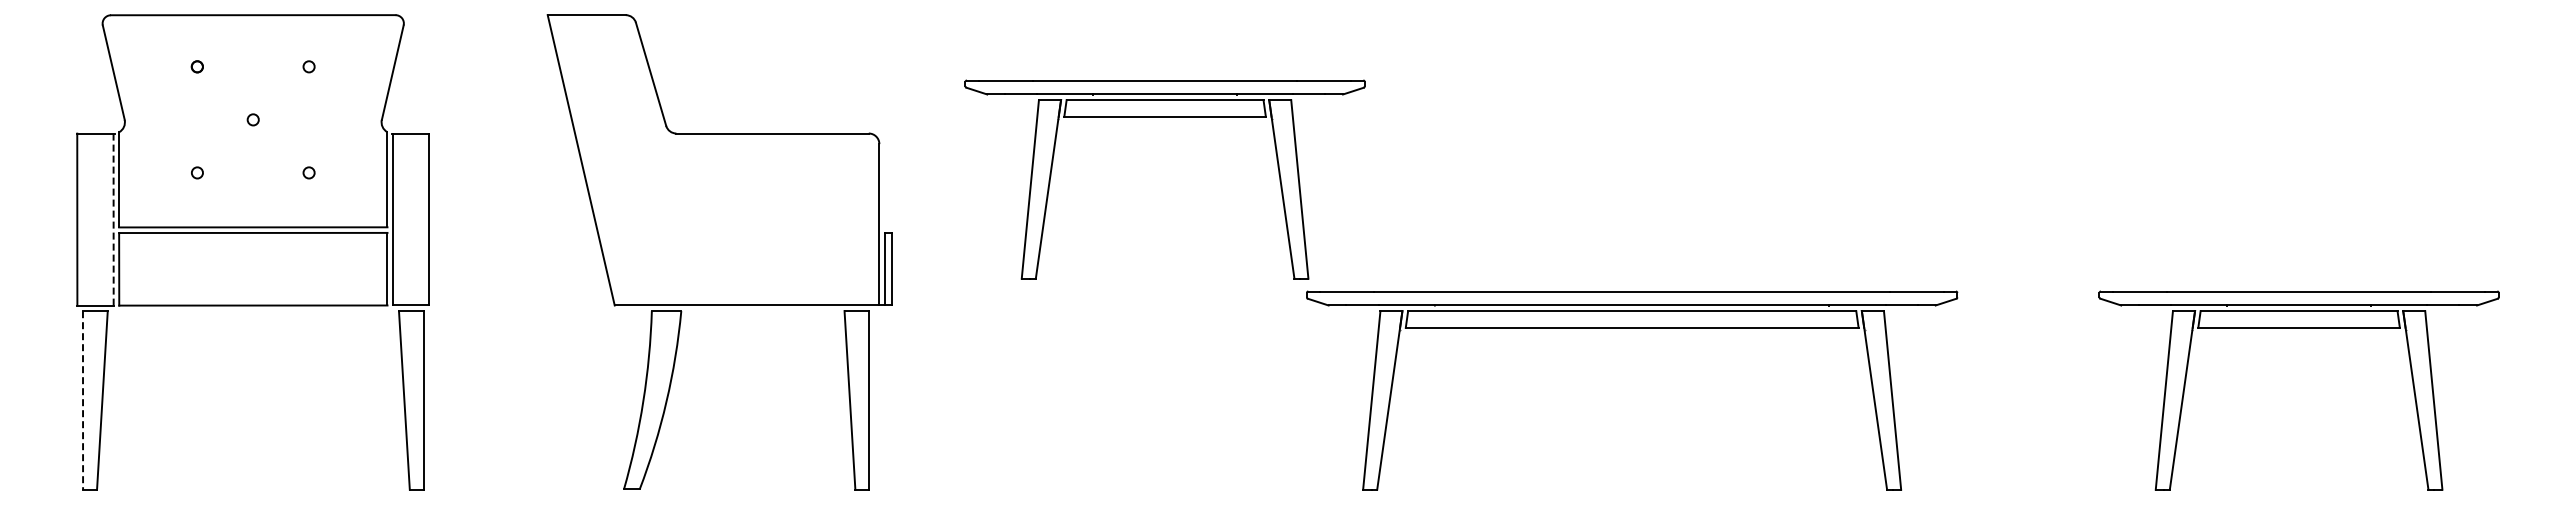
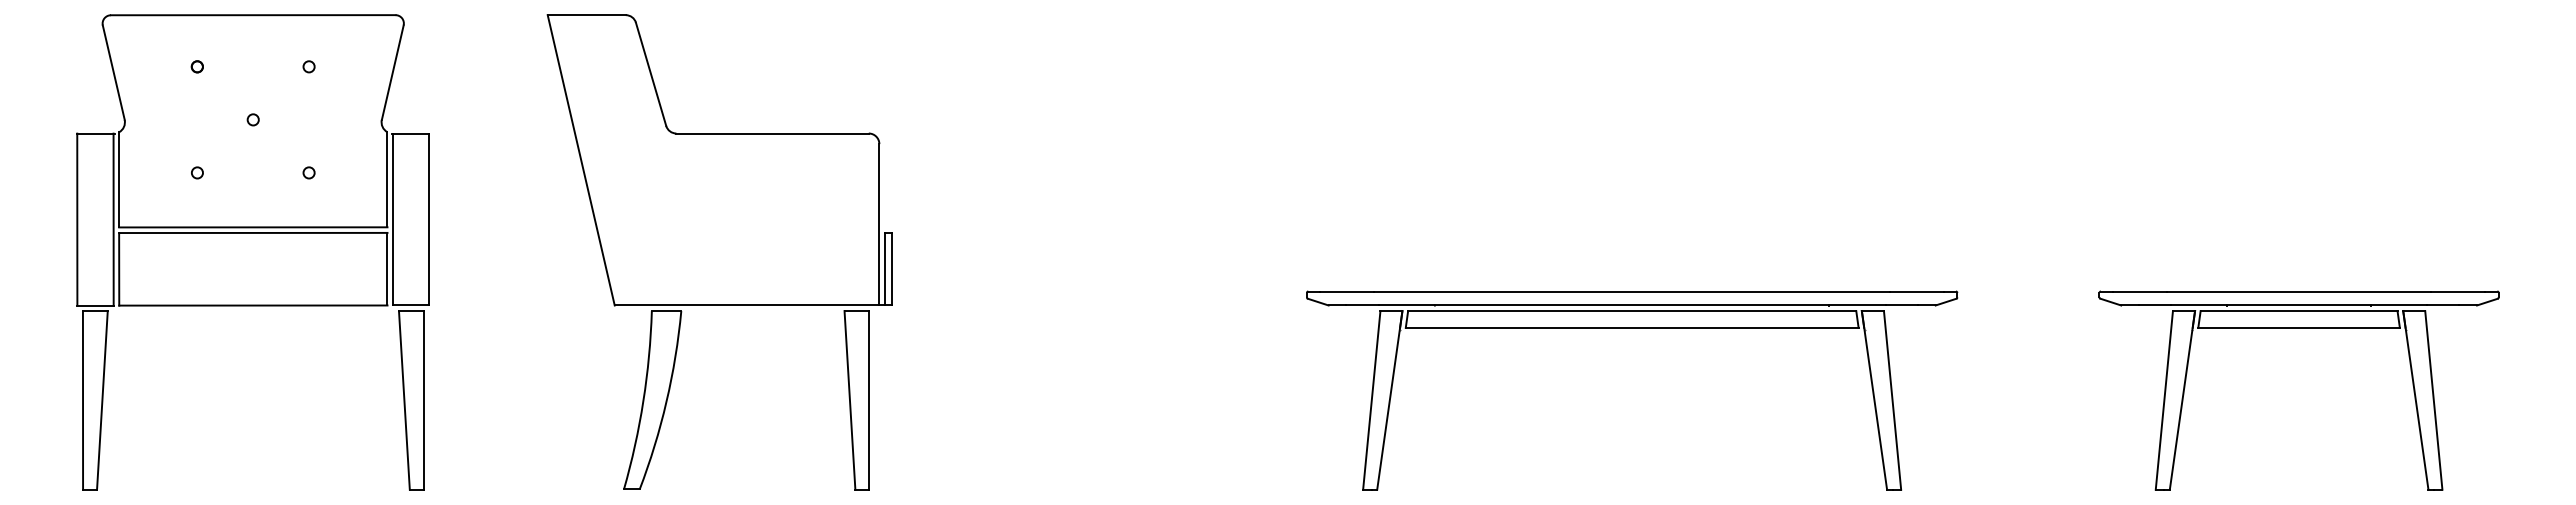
part: present -> none (1164, 117)
line: dashed -> solid (113, 219)
line: dashed -> solid (83, 401)
